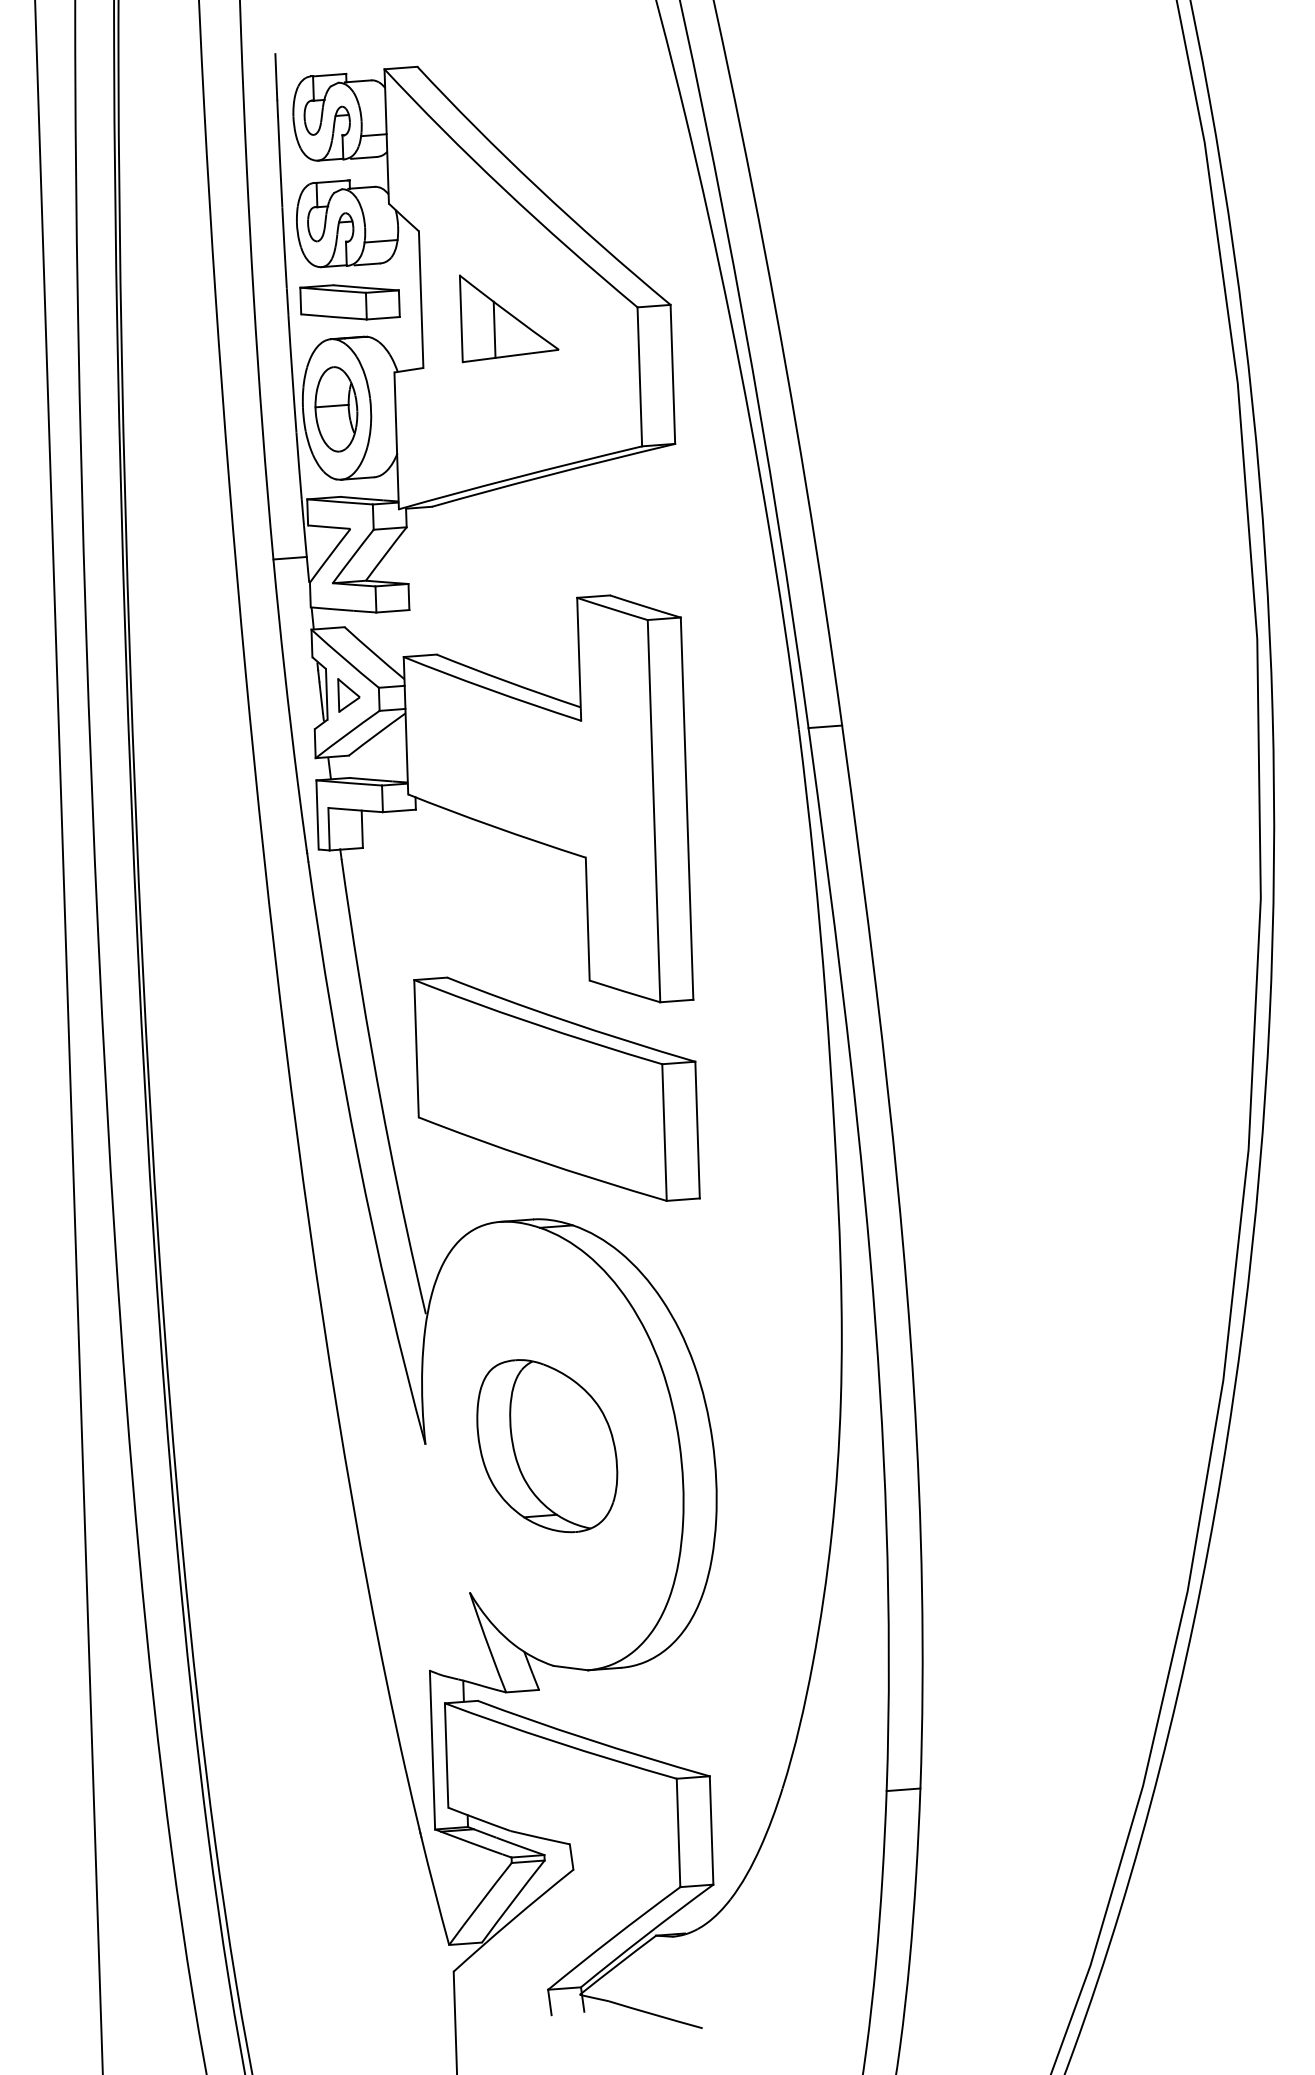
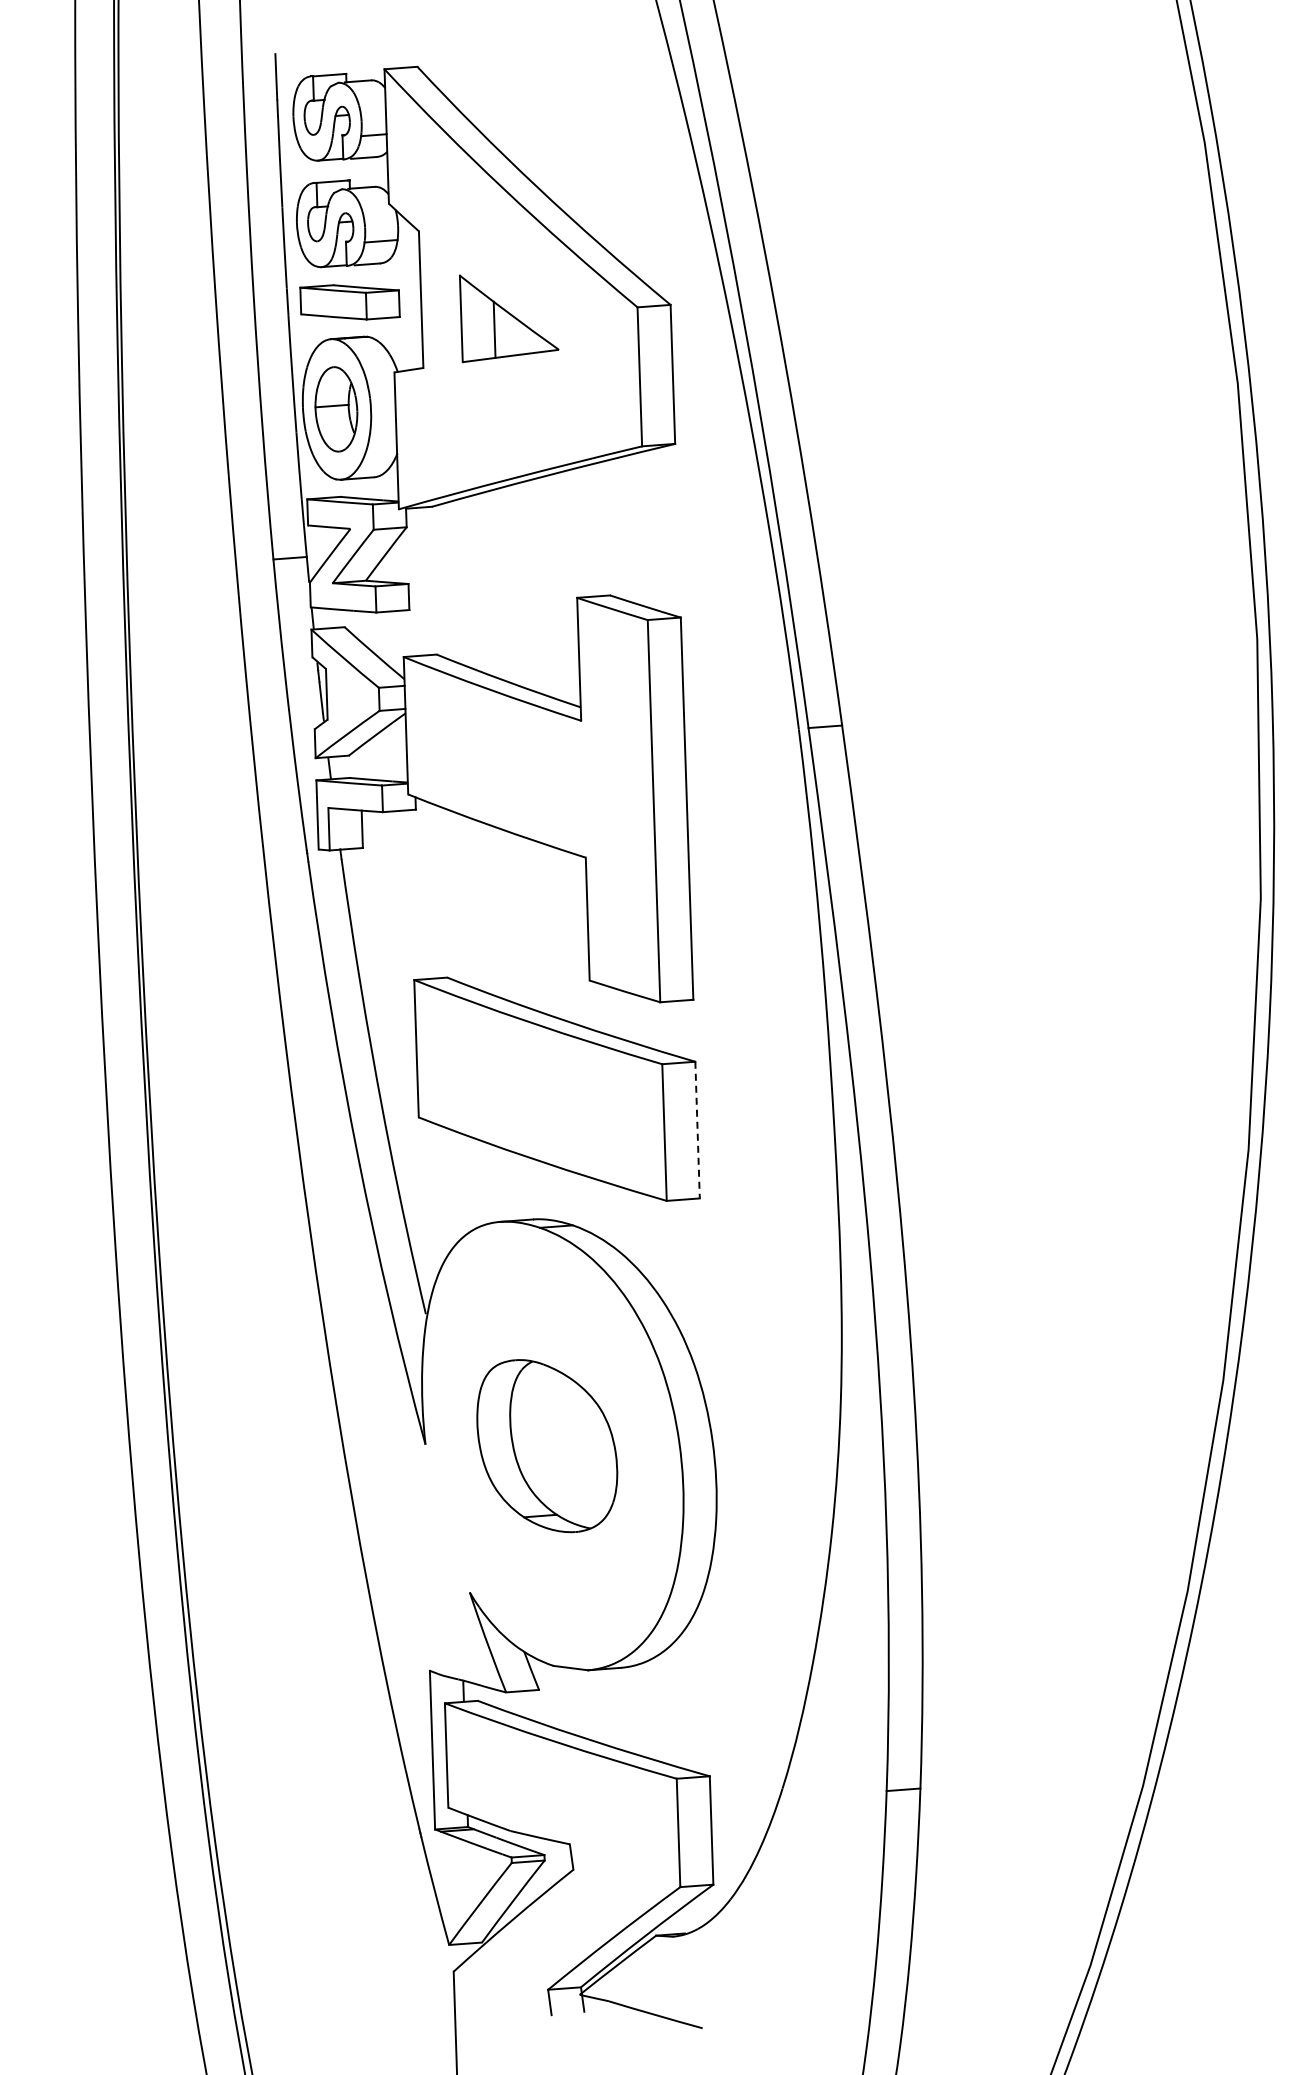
part: present -> none (348, 695)
line: present -> none (68, 1036)
line: solid -> dashed (697, 1130)
